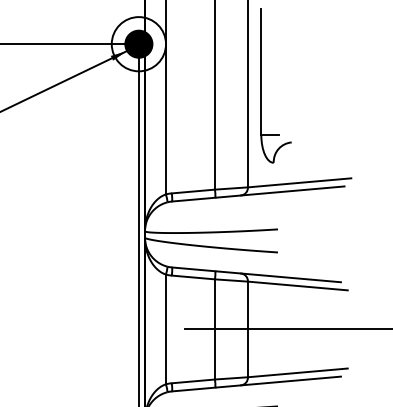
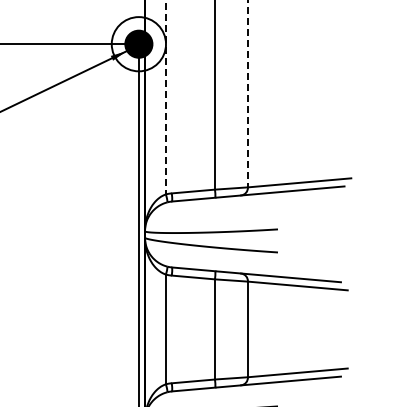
part: present -> none (261, 85)
line: solid -> dashed (247, 94)
line: solid -> dashed (165, 97)
line: present -> none (286, 329)
